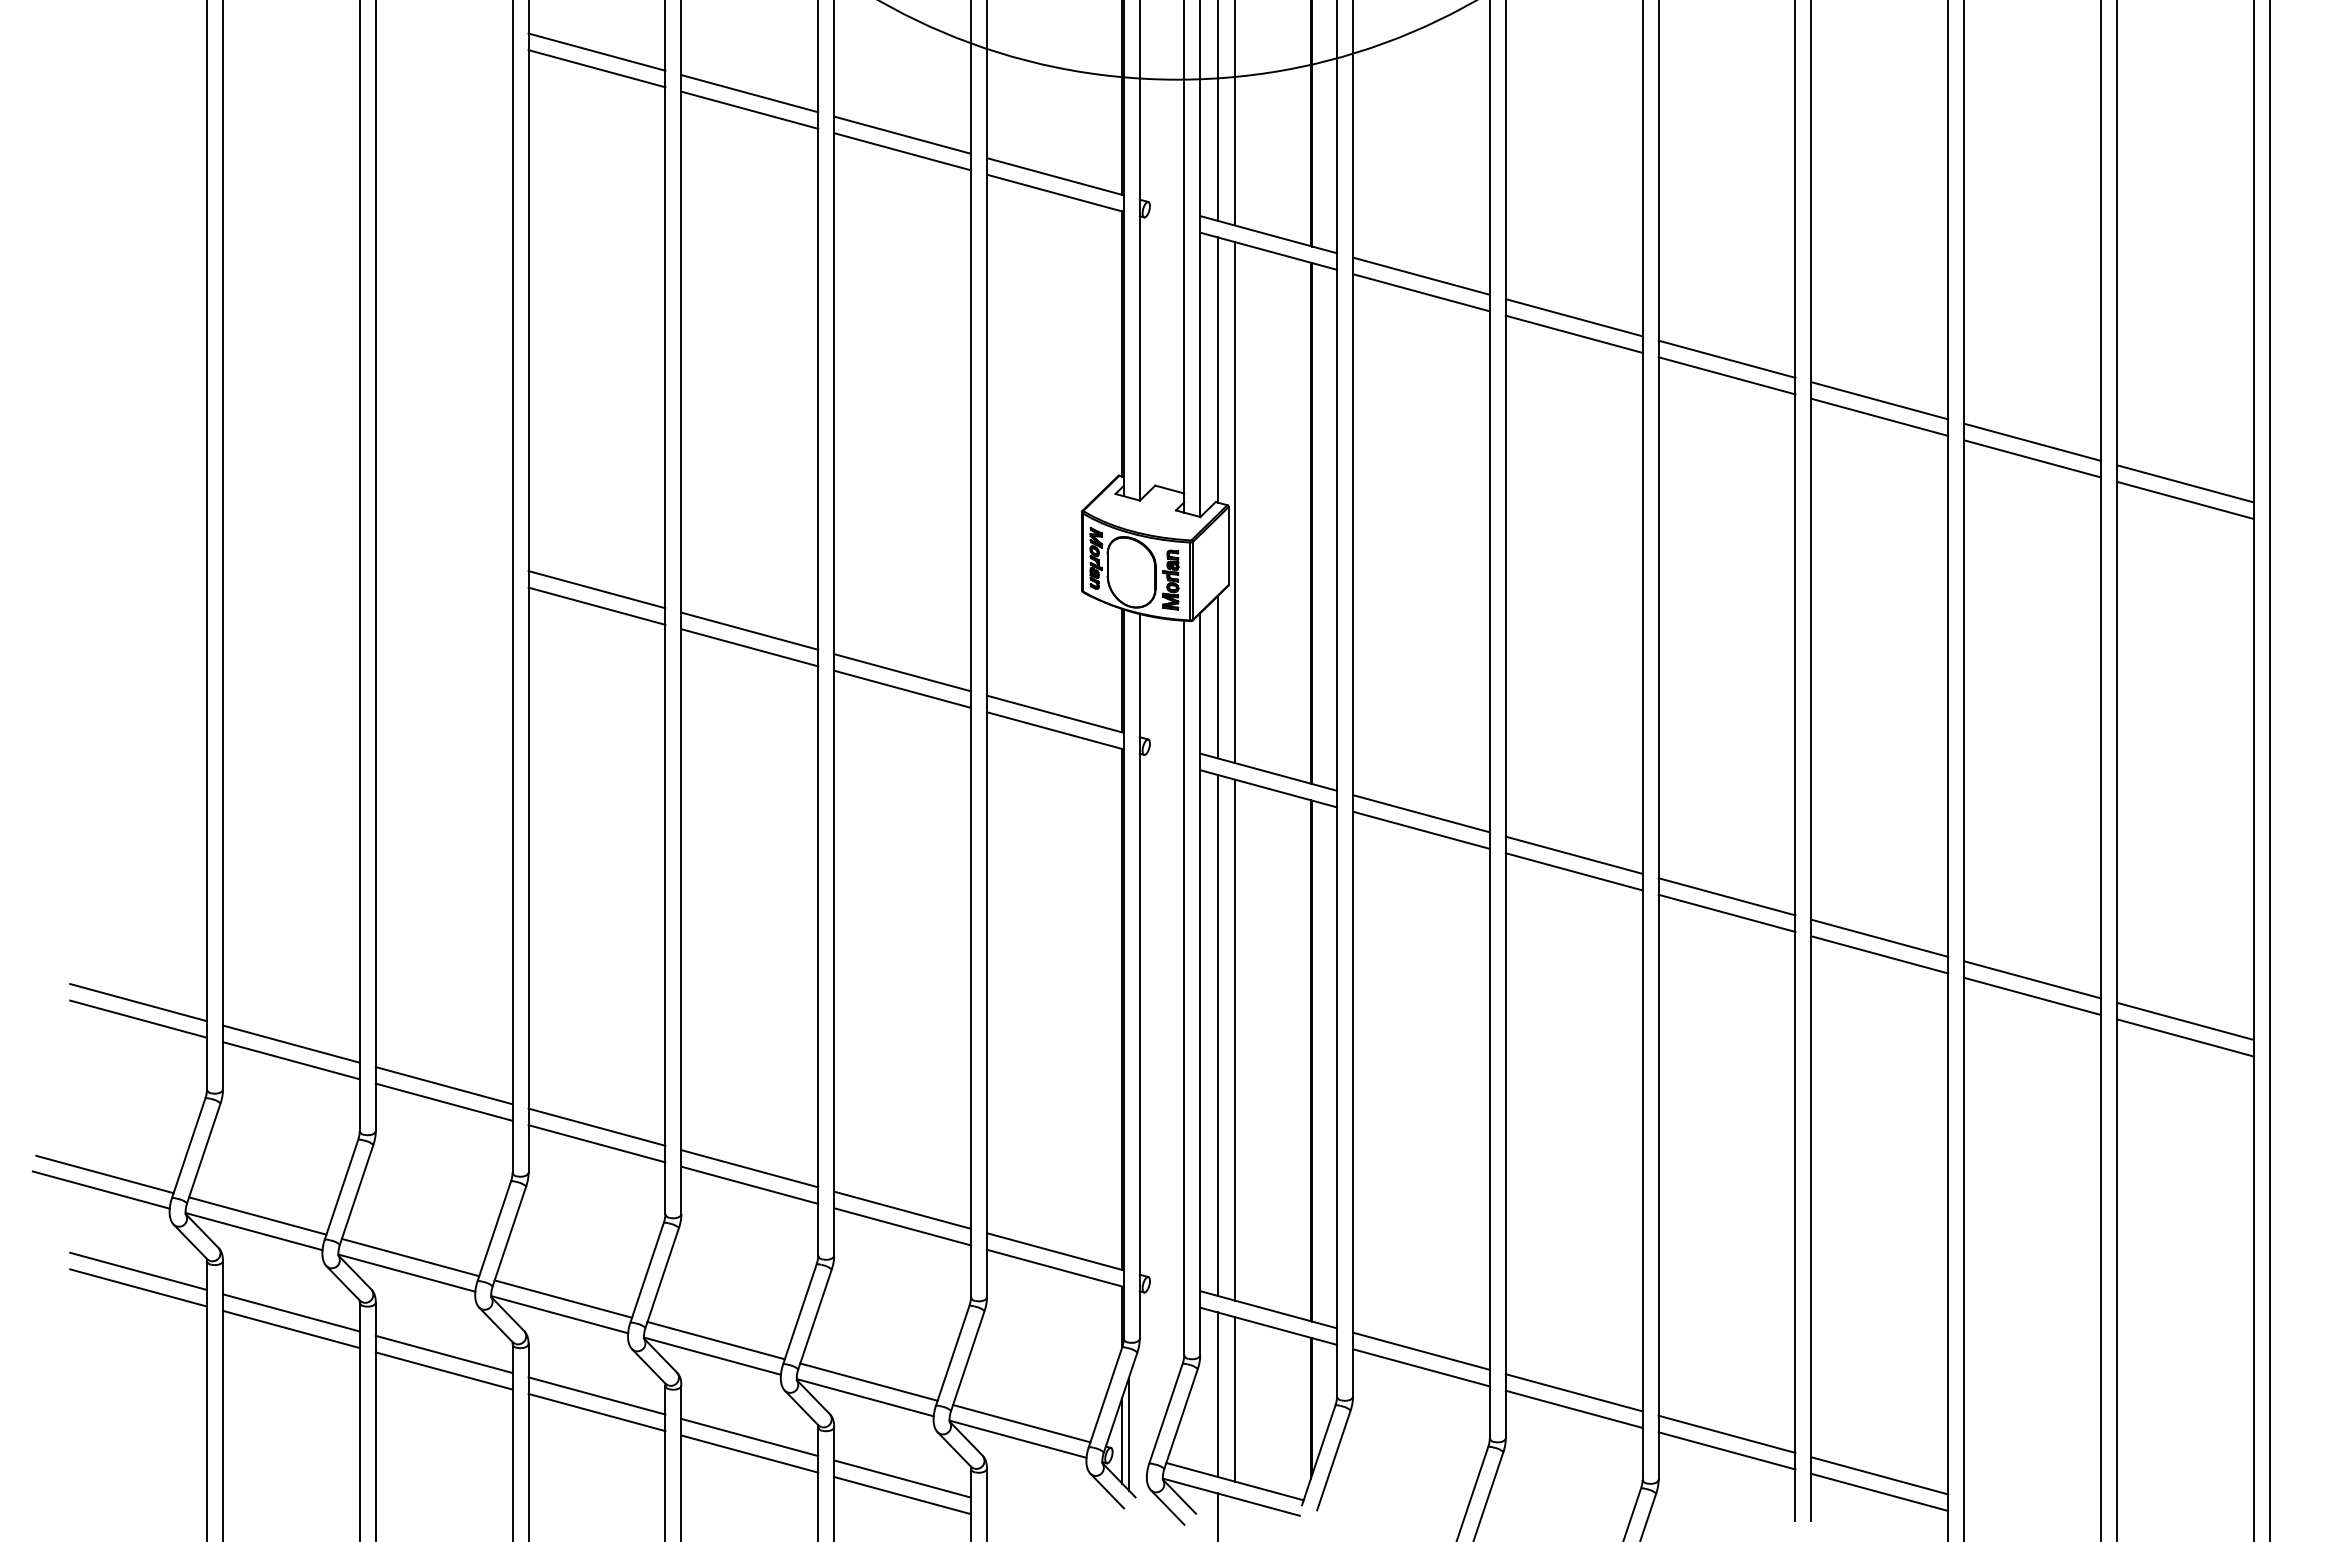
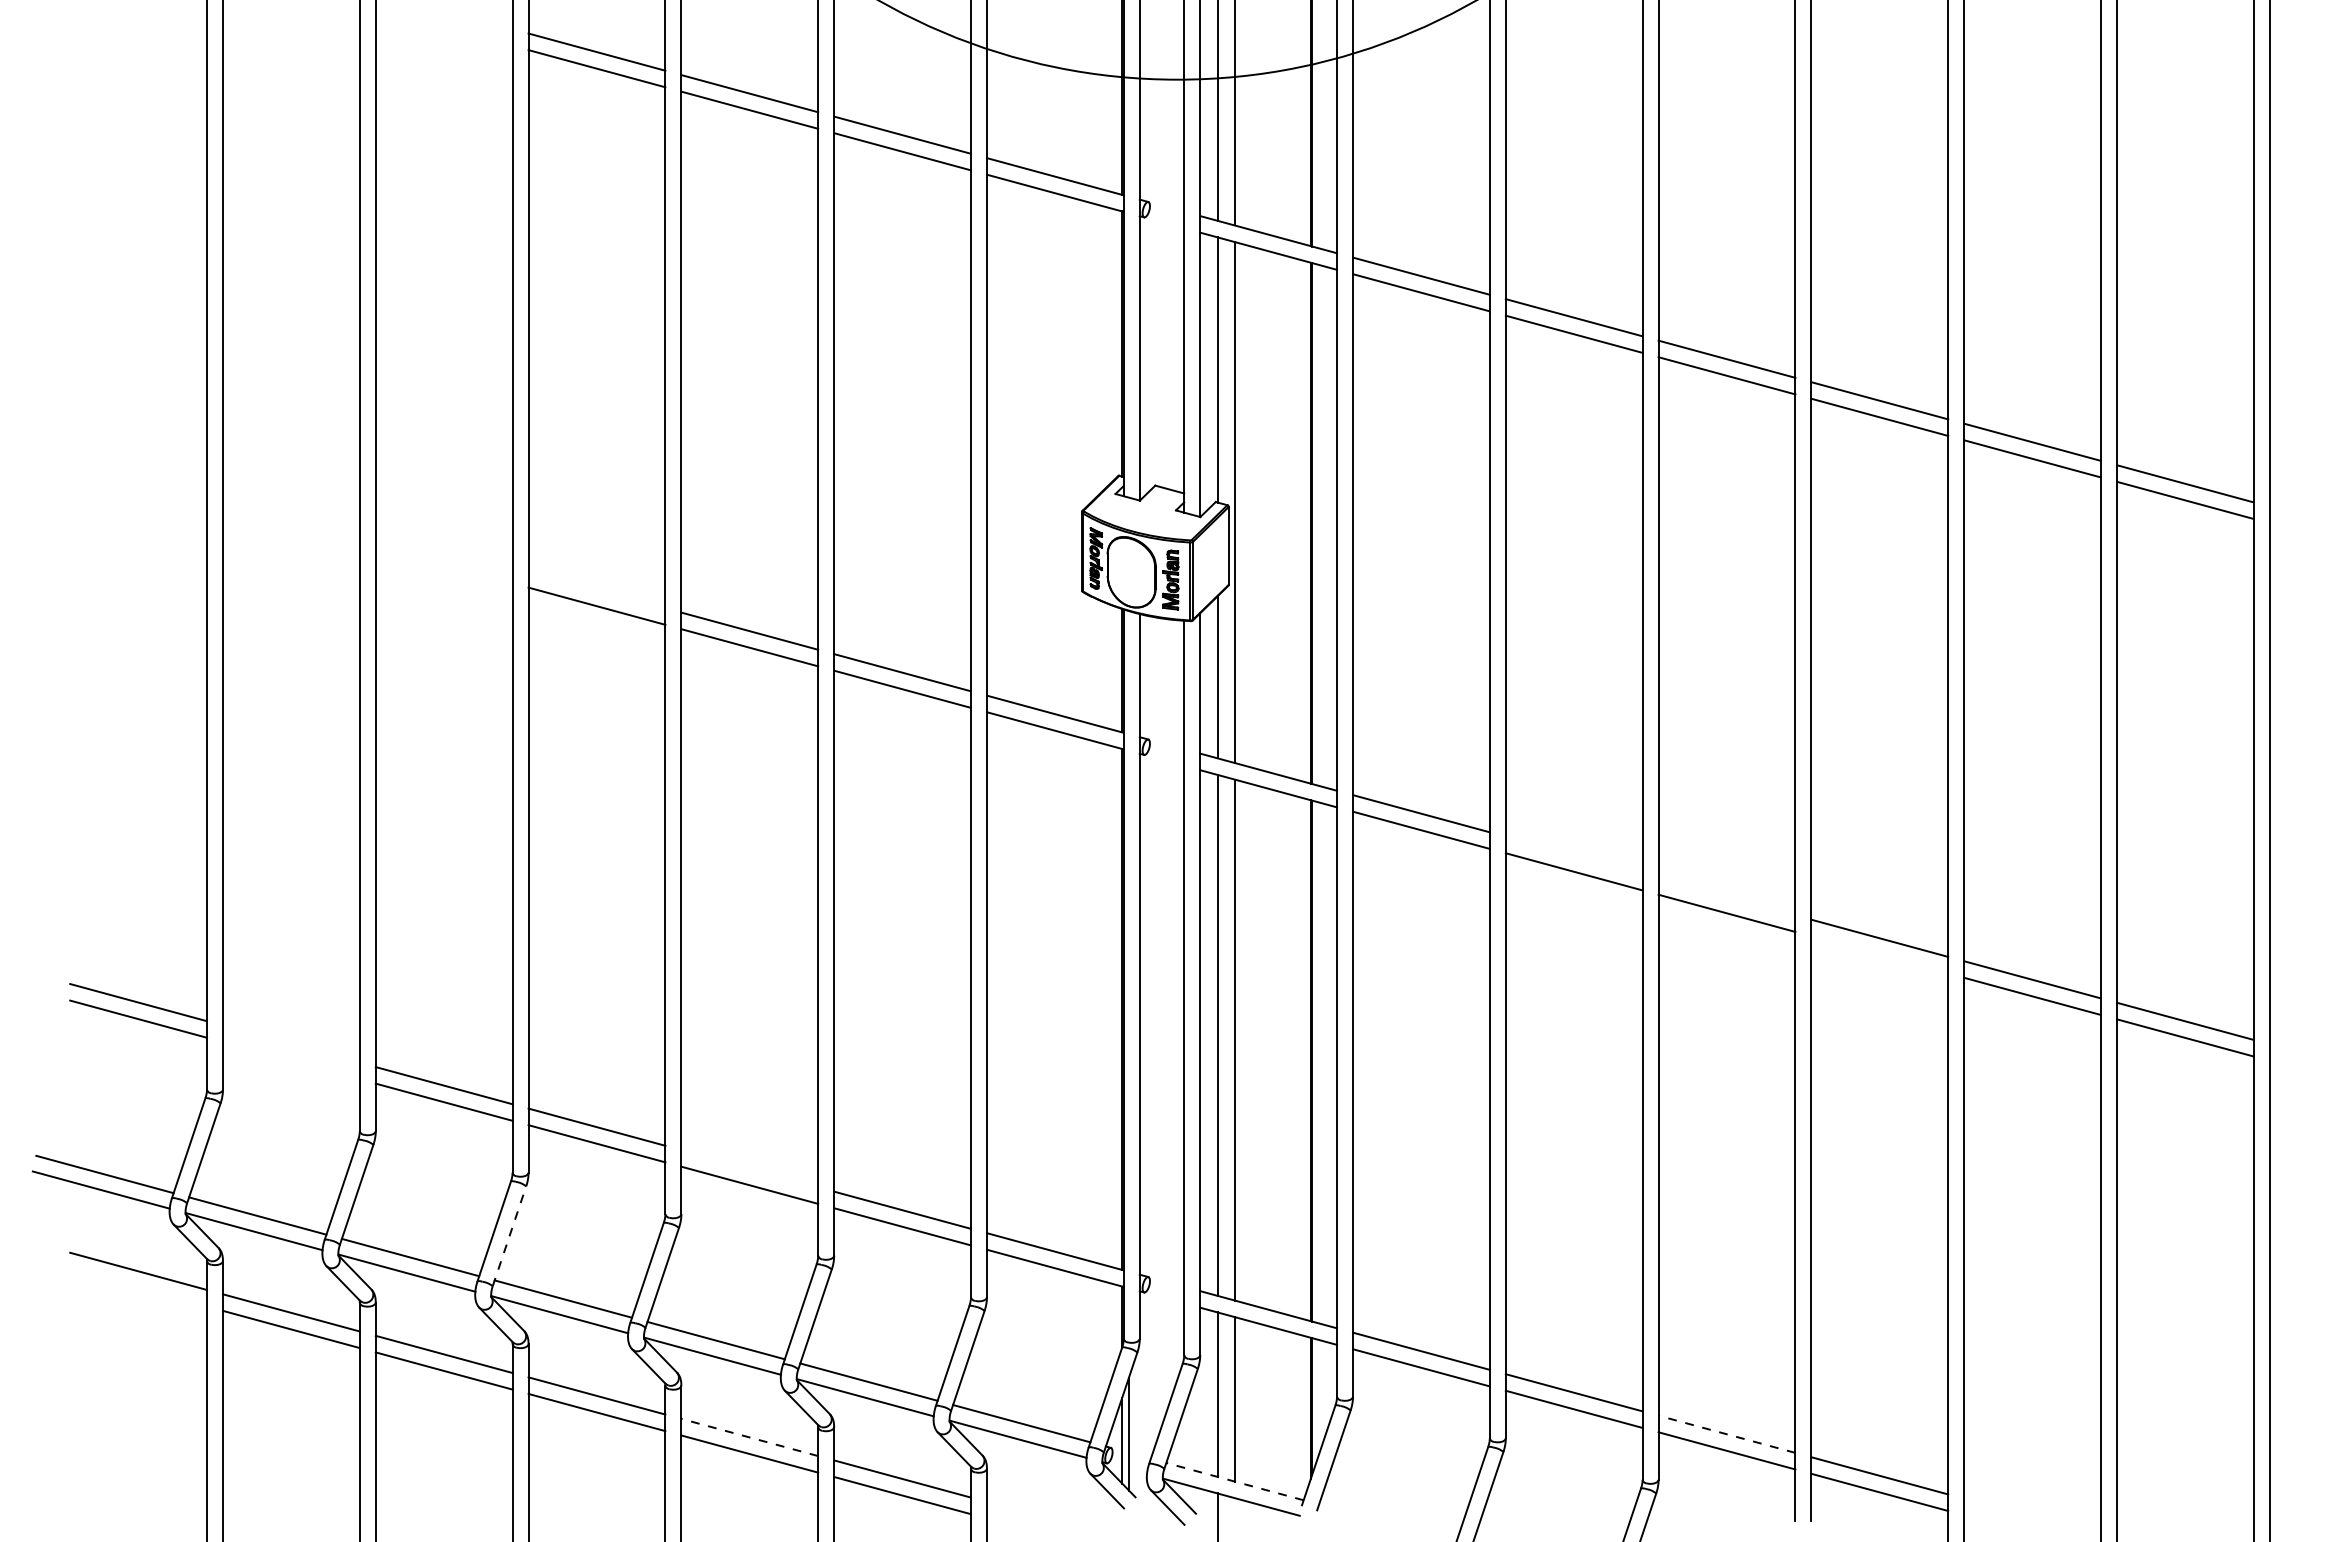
line: present -> none (596, 589)
line: present -> none (1573, 854)
line: present -> none (1726, 896)
line: present -> none (1879, 954)
line: present -> none (290, 1043)
line: present -> none (290, 1060)
line: present -> none (749, 1168)
line: solid -> dashed (509, 1236)
line: present -> none (138, 1287)
line: solid -> dashed (1727, 1434)
line: solid -> dashed (749, 1437)
line: solid -> dashed (1234, 1481)
